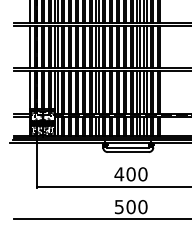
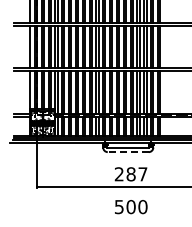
line: solid -> dashed (128, 152)
text: 400 -> 287 (130, 174)
line: present -> none (101, 219)
